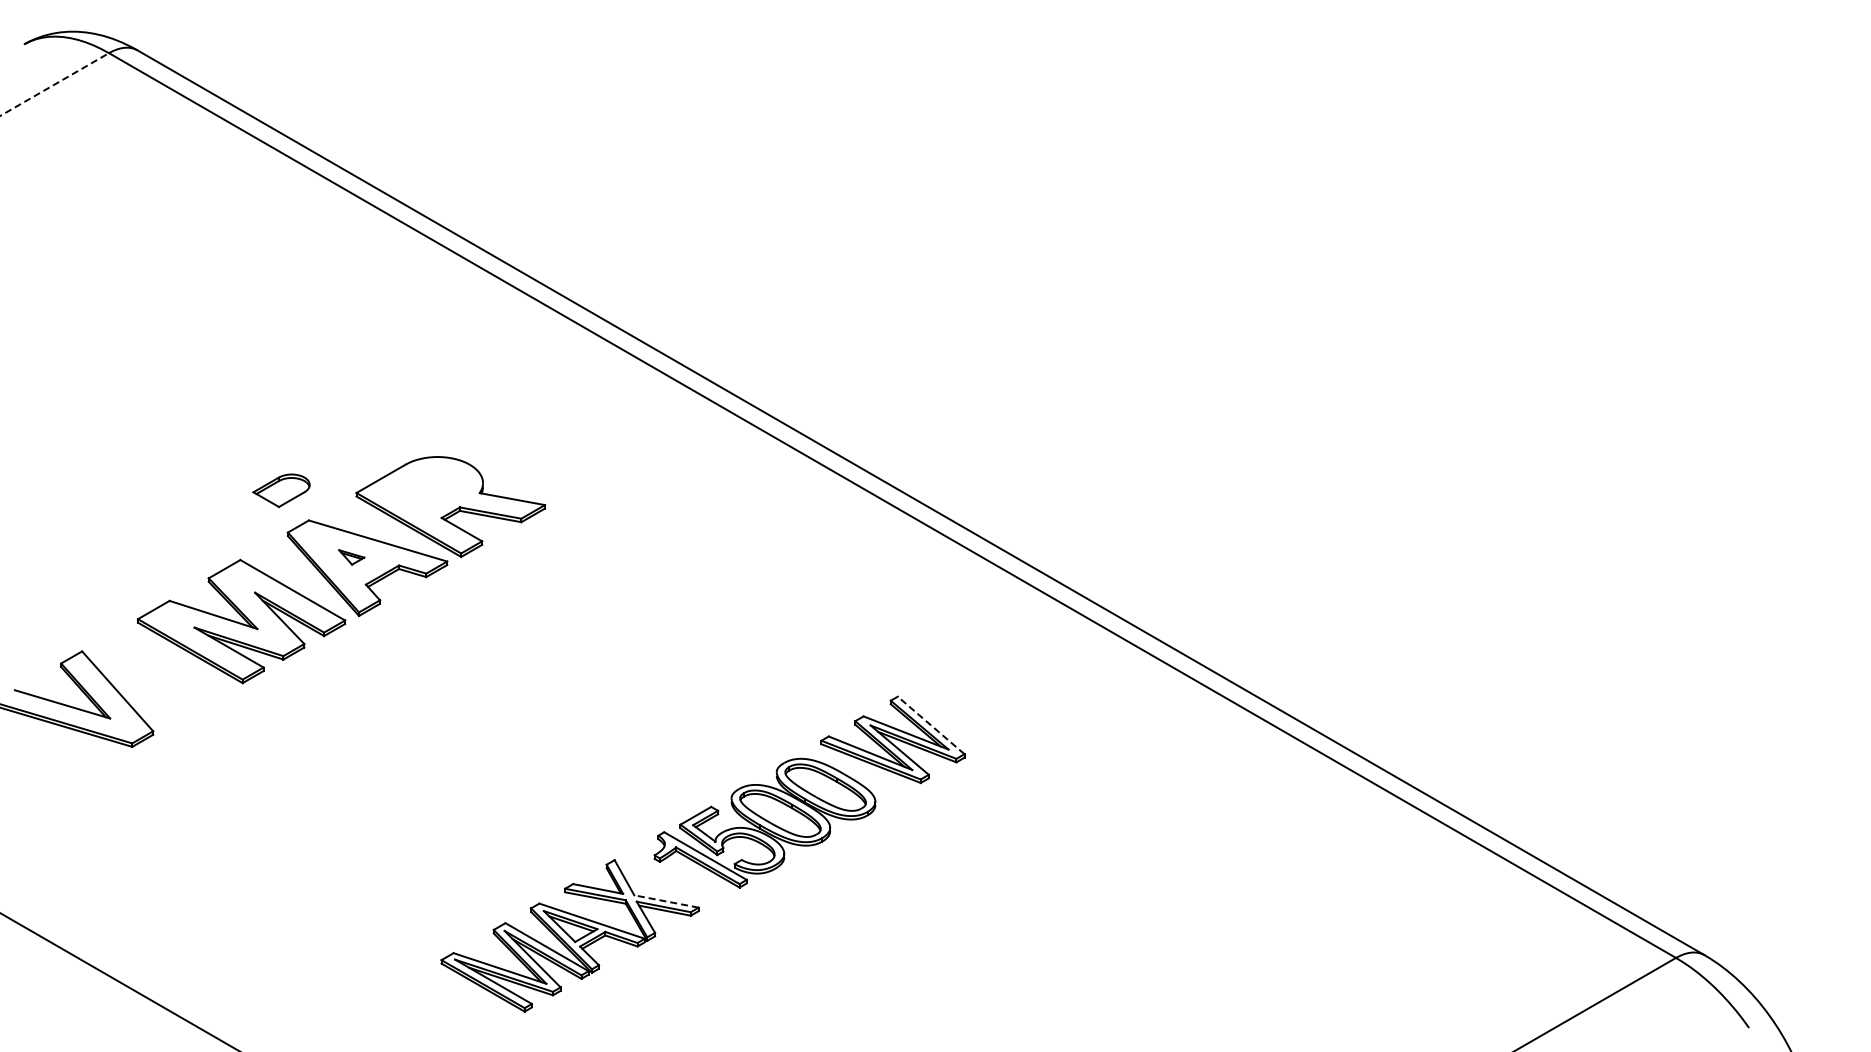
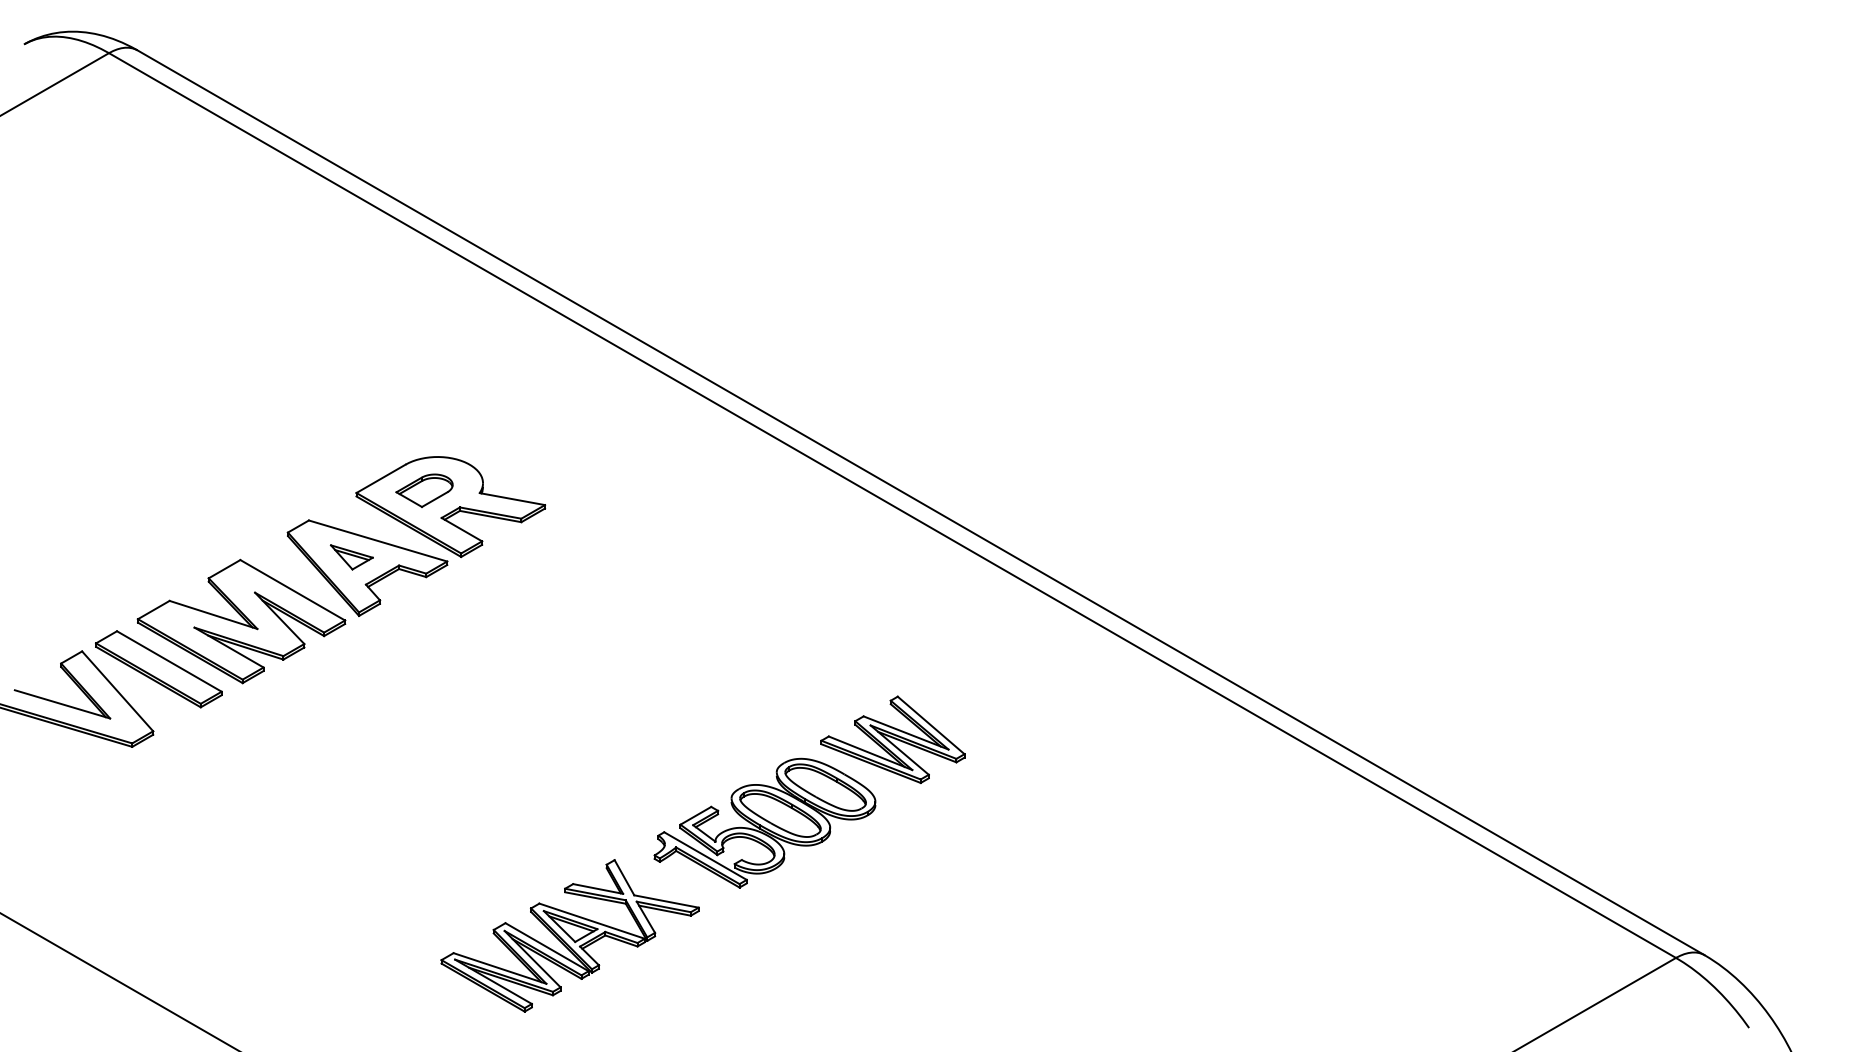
line: dashed -> solid (55, 84)
part position: (281, 490) -> (424, 490) (424, 490)
part size: 28x17 px -> 45x27 px (351, 557)
part: none -> present (158, 669)
line: dashed -> solid (930, 725)
line: dashed -> solid (666, 901)
